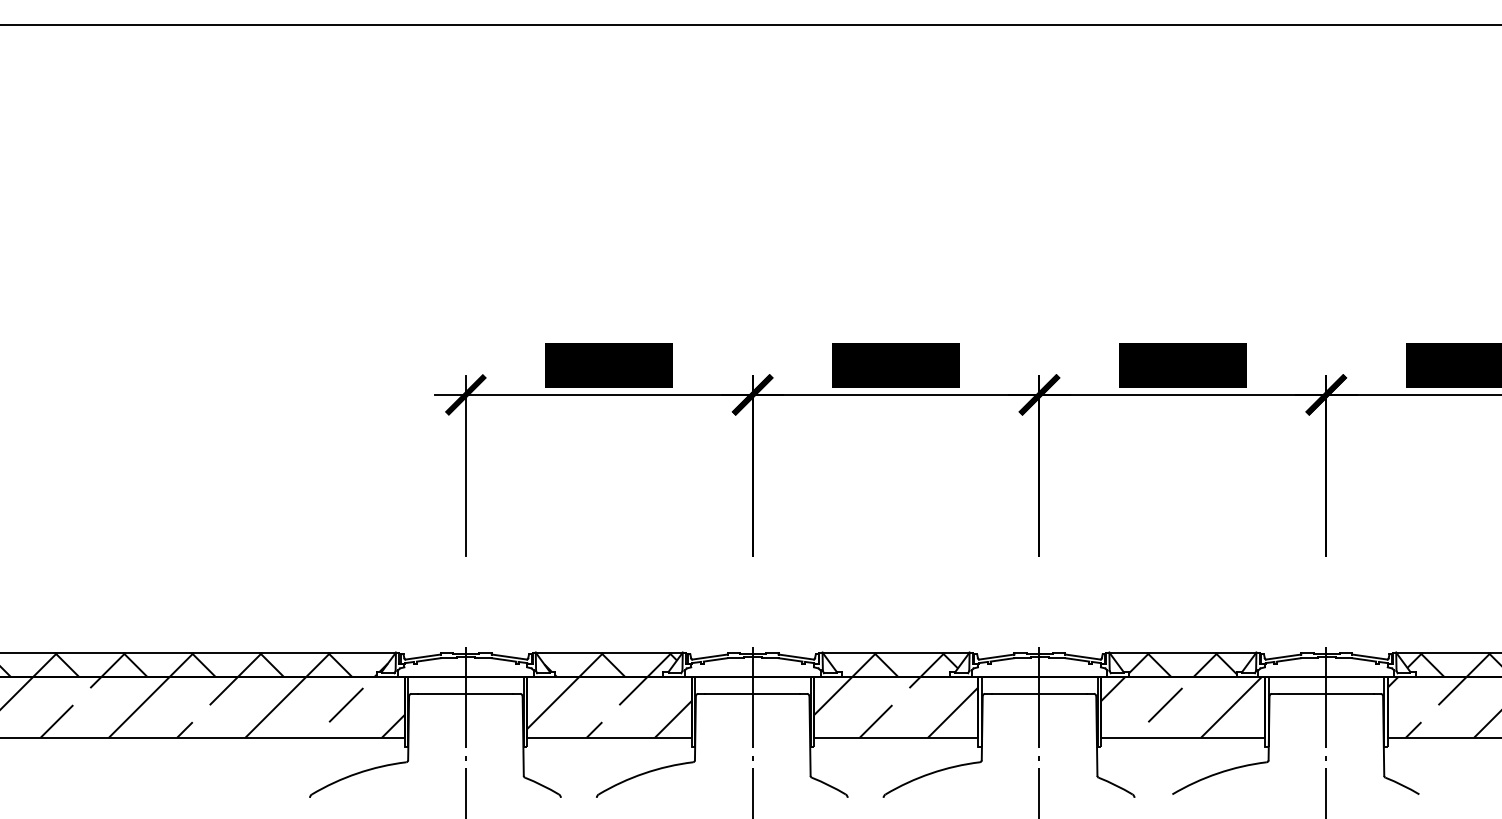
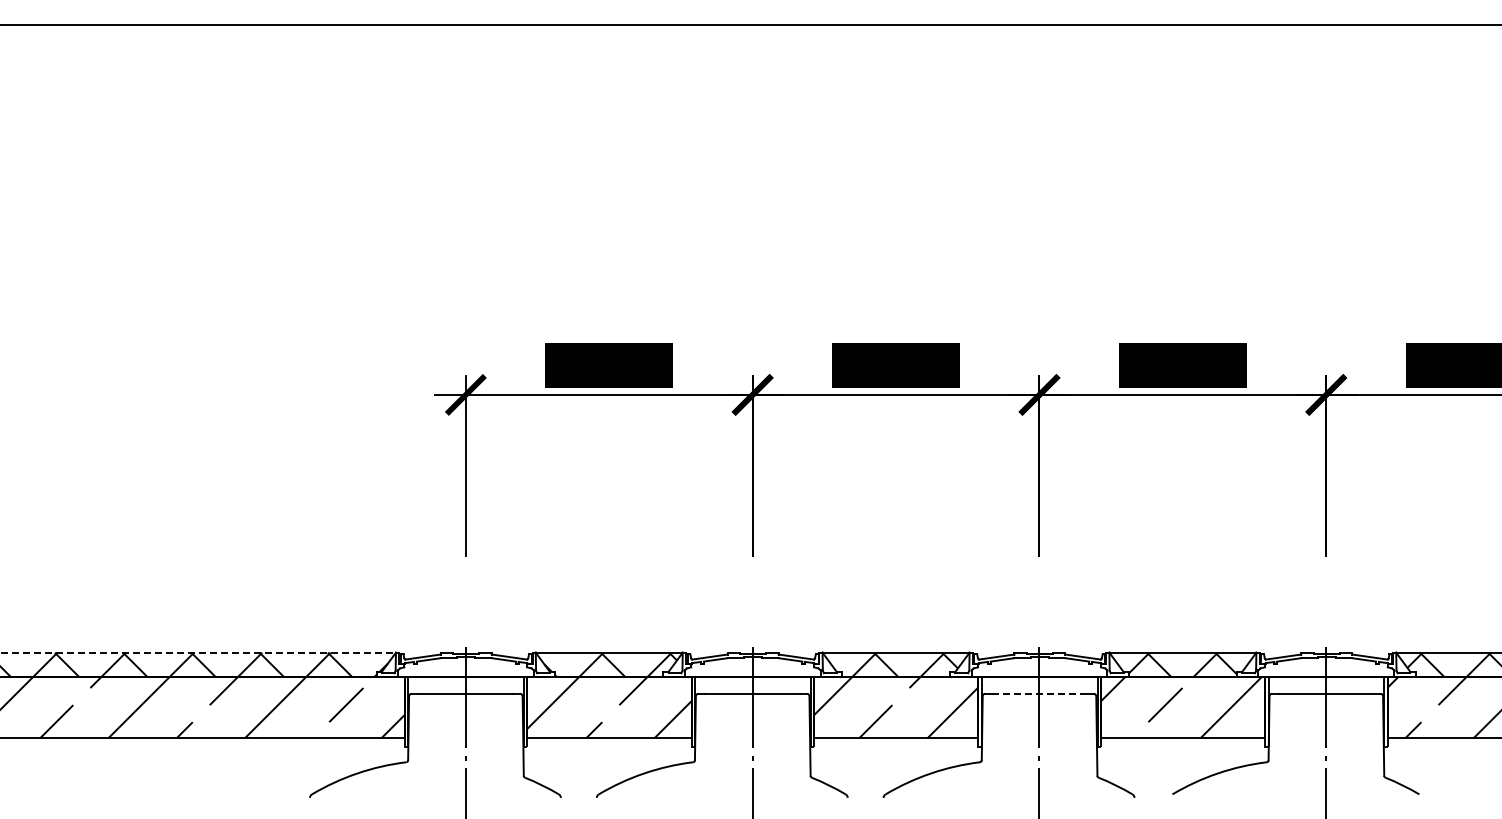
line: solid -> dashed (198, 652)
line: solid -> dashed (1039, 693)
